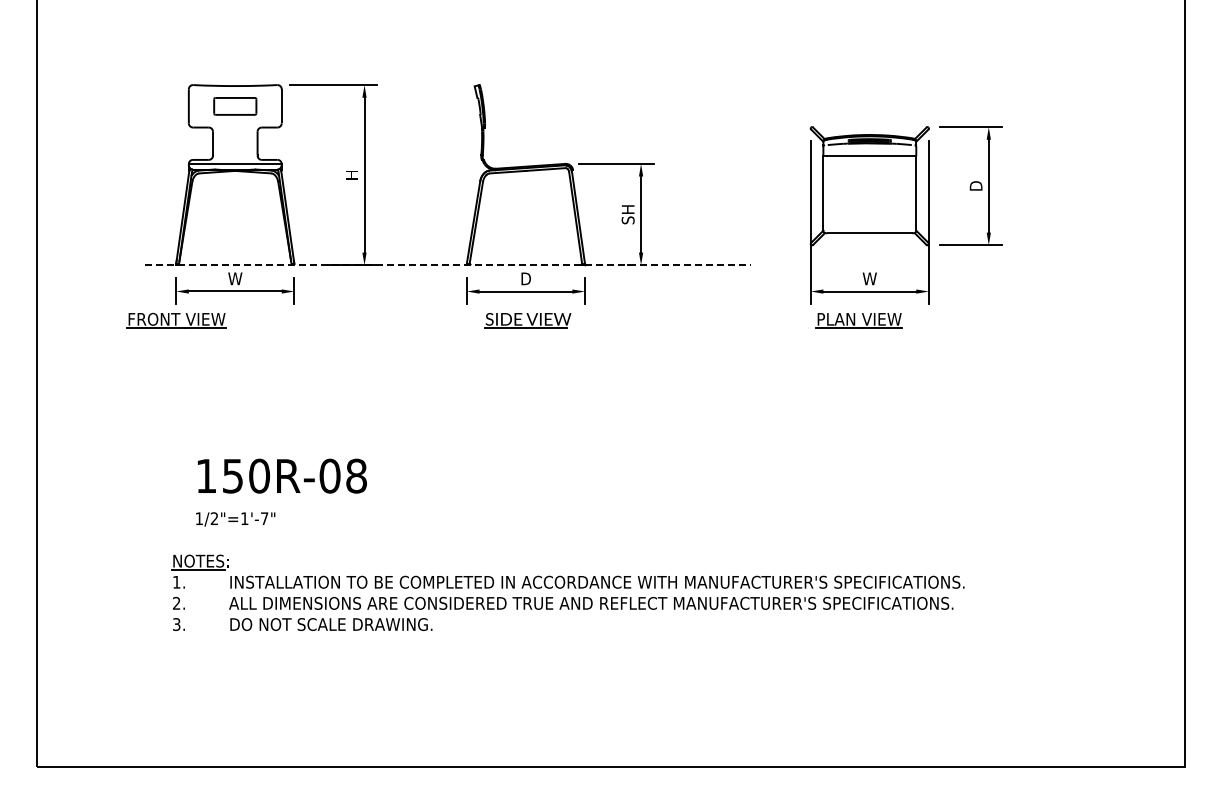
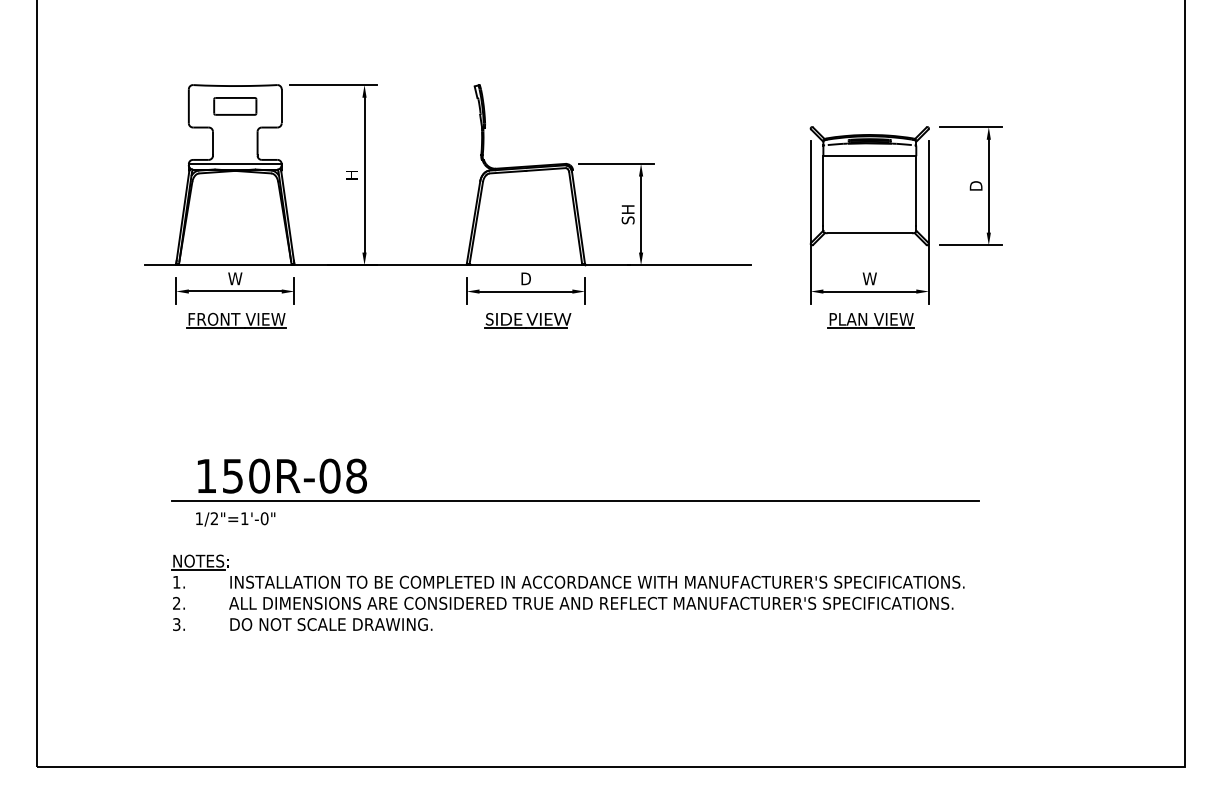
line: dashed -> solid (448, 265)
part position: (176, 320) -> (236, 320) (236, 320)
part position: (858, 320) -> (870, 320) (870, 320)
line: none -> present (575, 500)
text: 1/2"=1'-7" -> 1/2"=1'-0" (264, 518)
